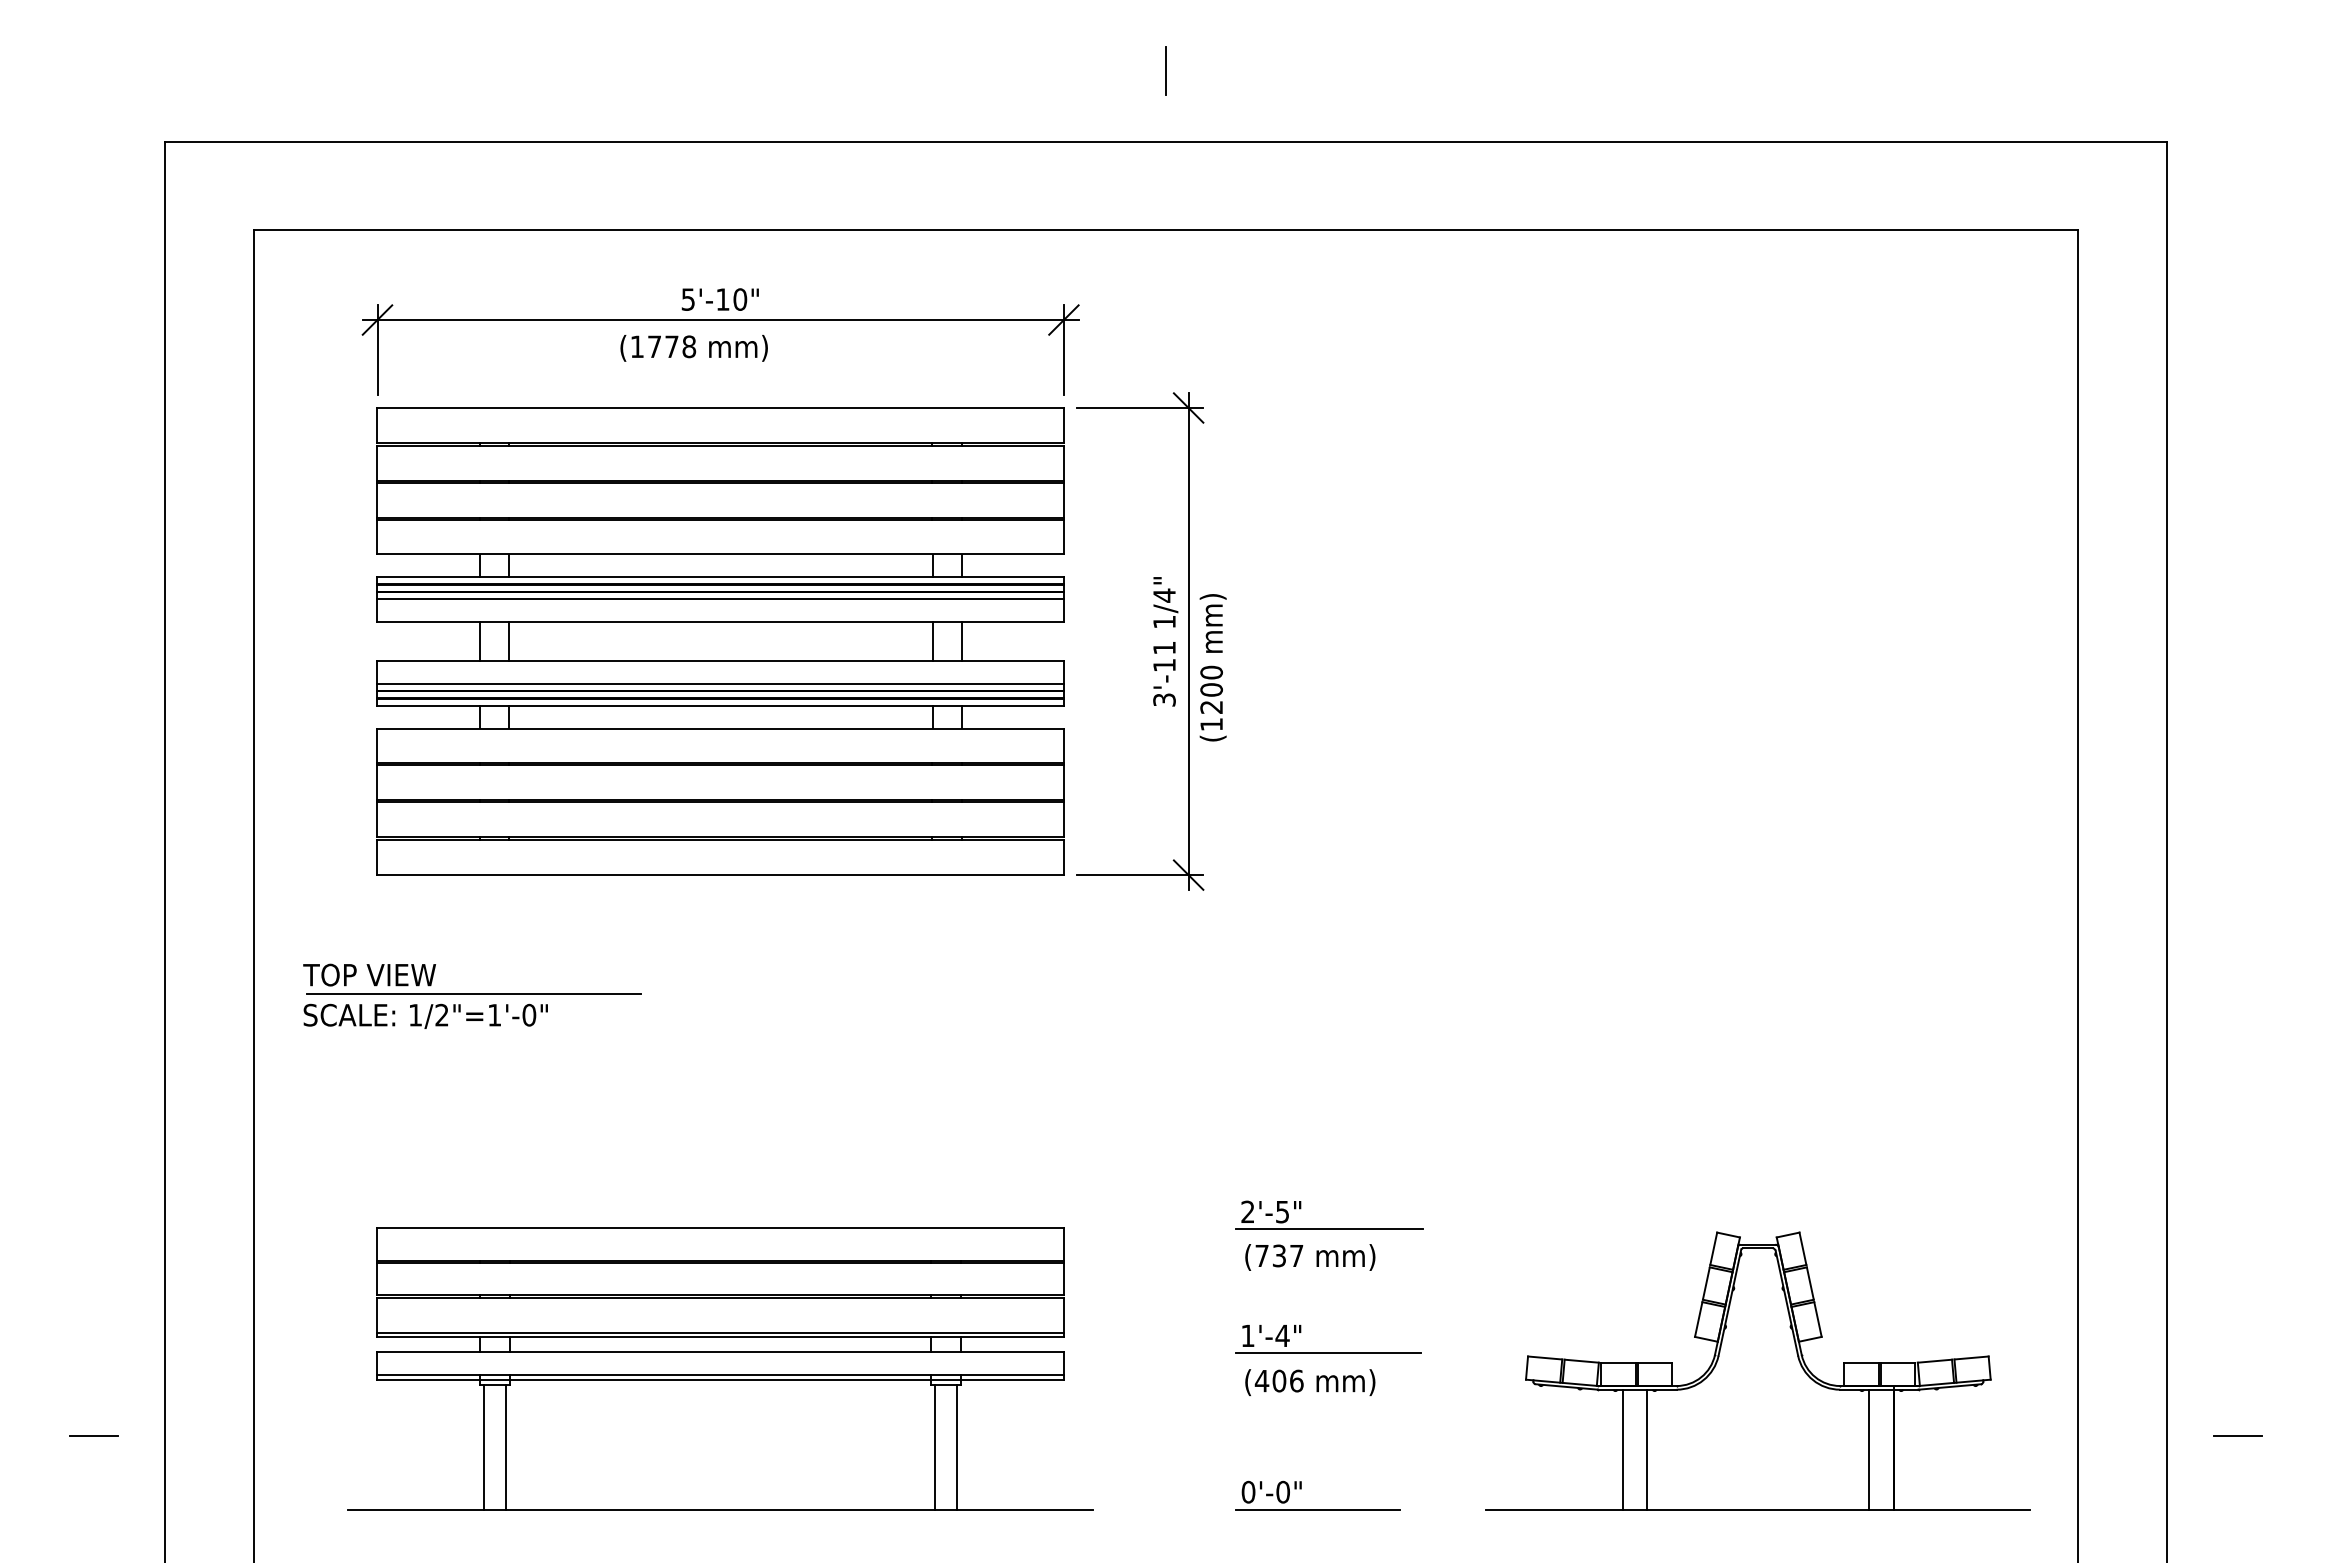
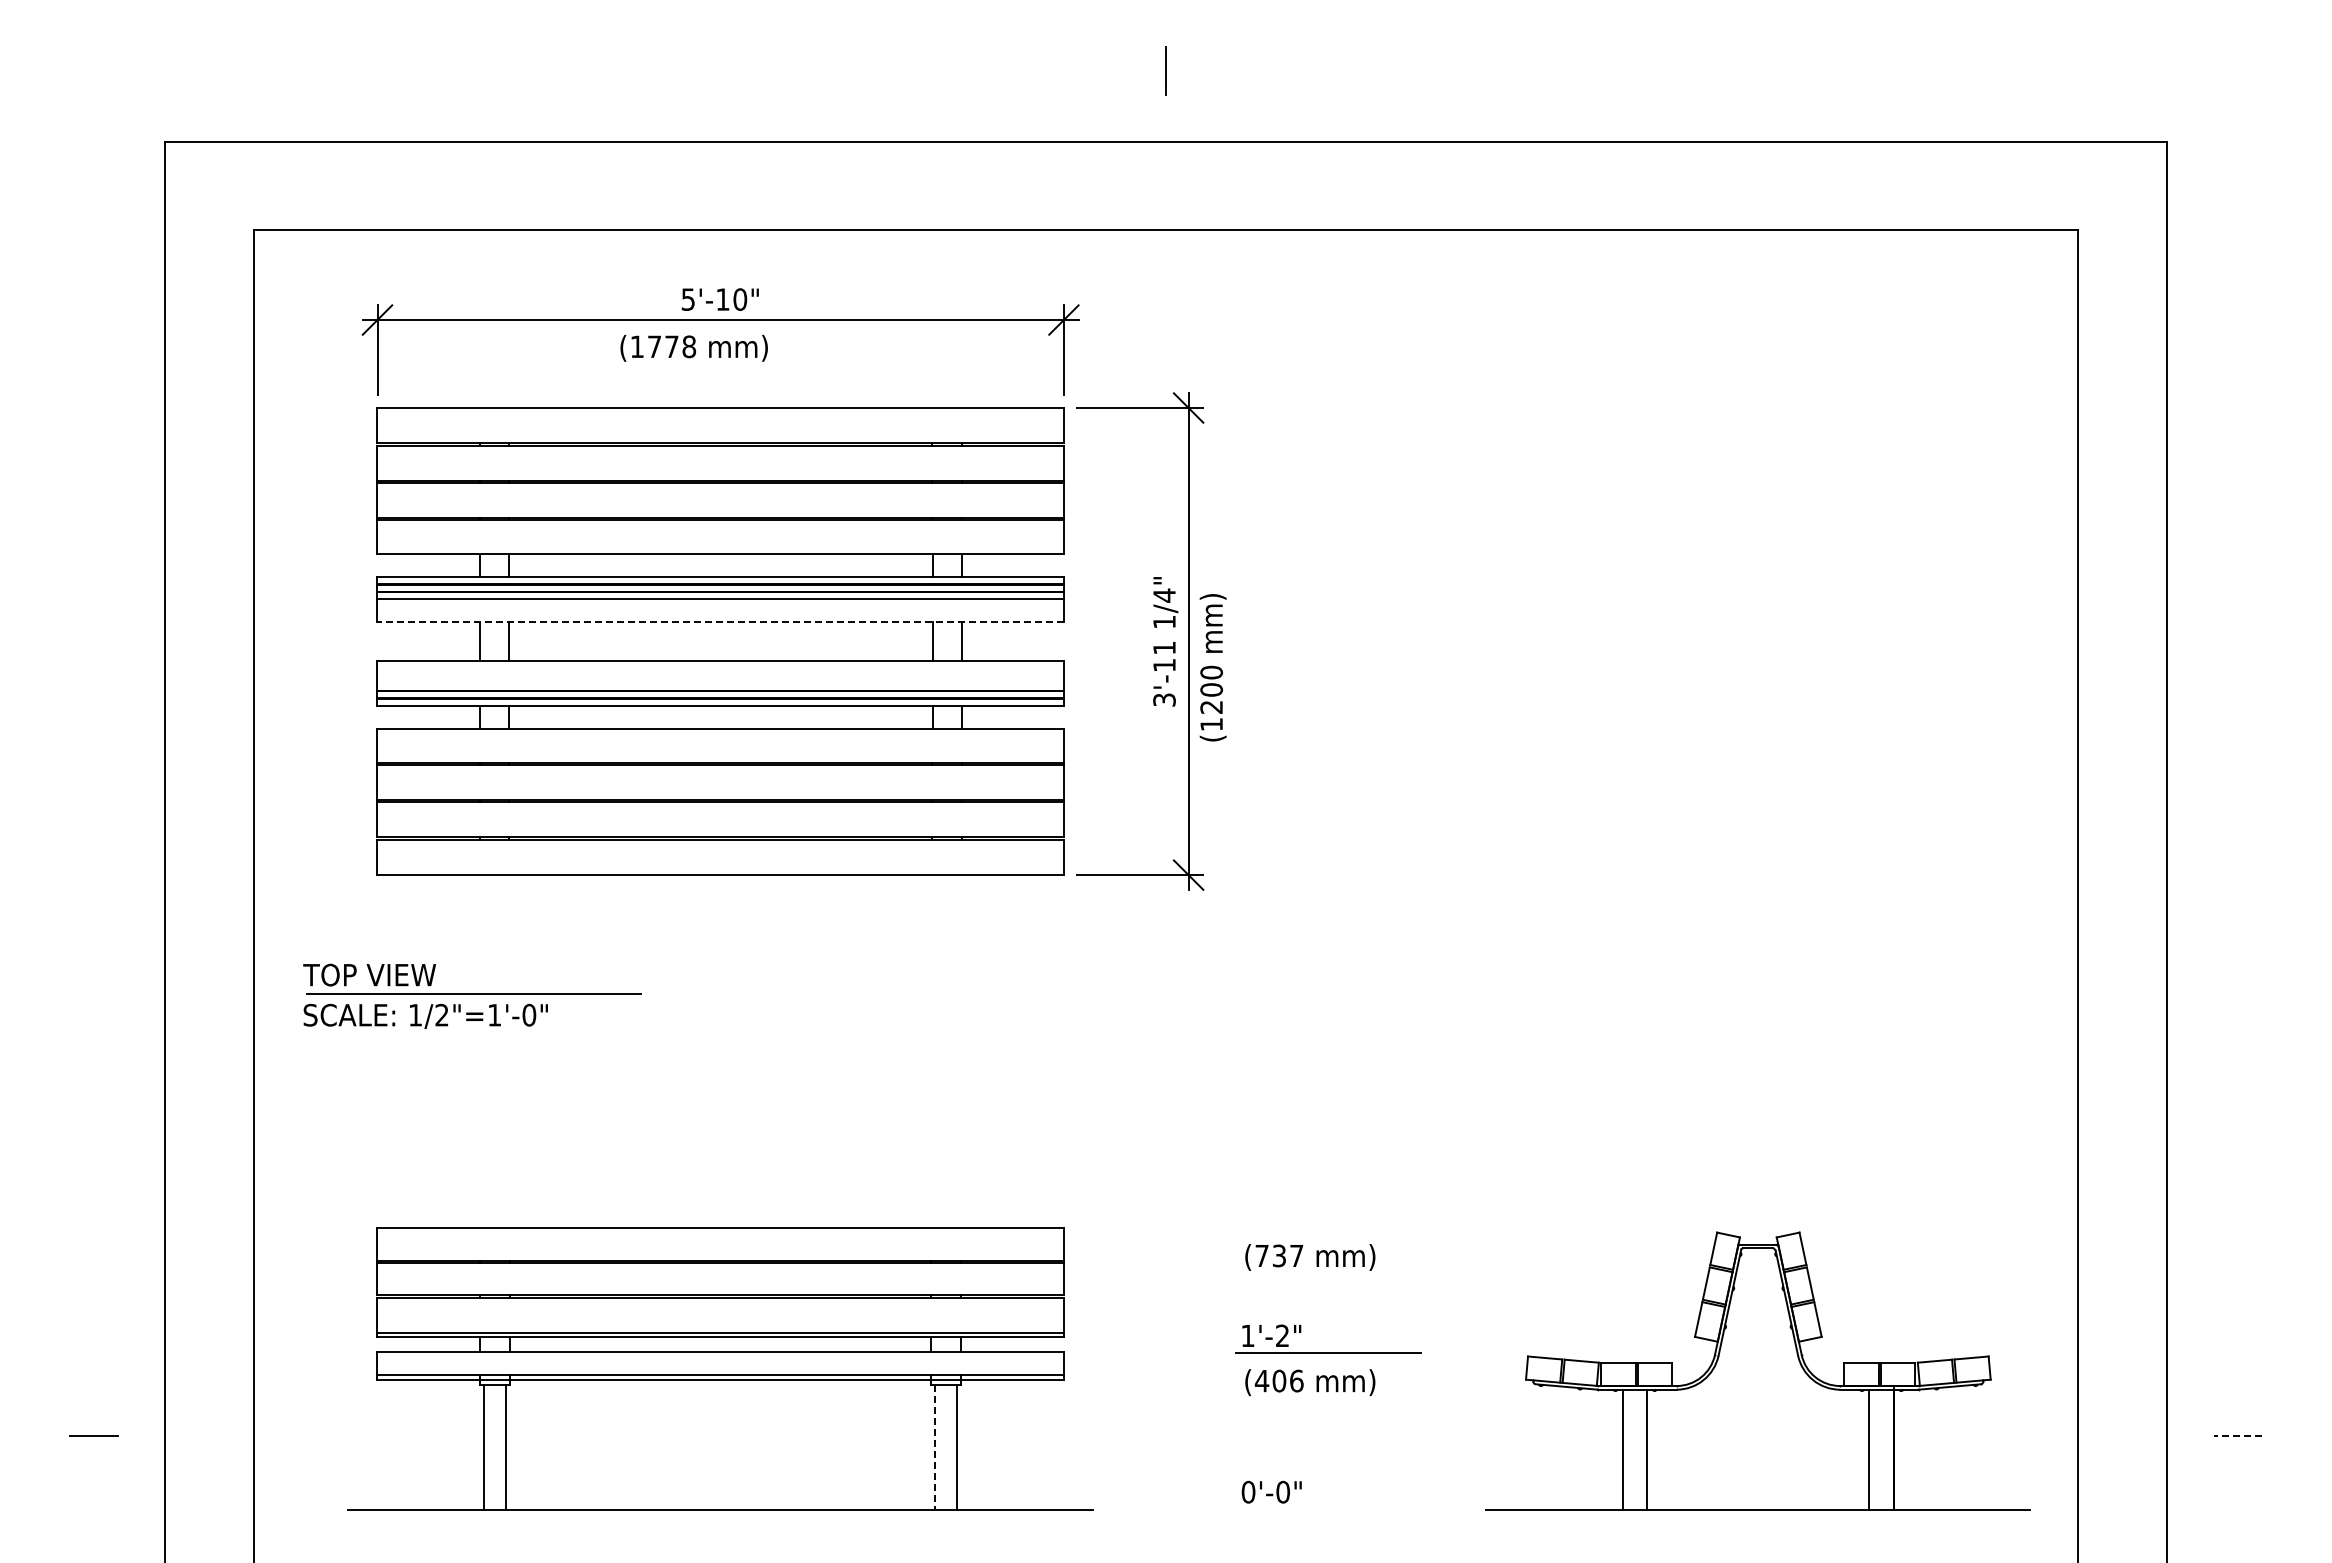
line: solid -> dashed (720, 621)
line: present -> none (720, 683)
part: present -> none (1329, 1228)
text: 1'-4" -> 1'-2" (1282, 1335)
line: solid -> dashed (2238, 1435)
line: solid -> dashed (935, 1447)
line: present -> none (1318, 1509)
